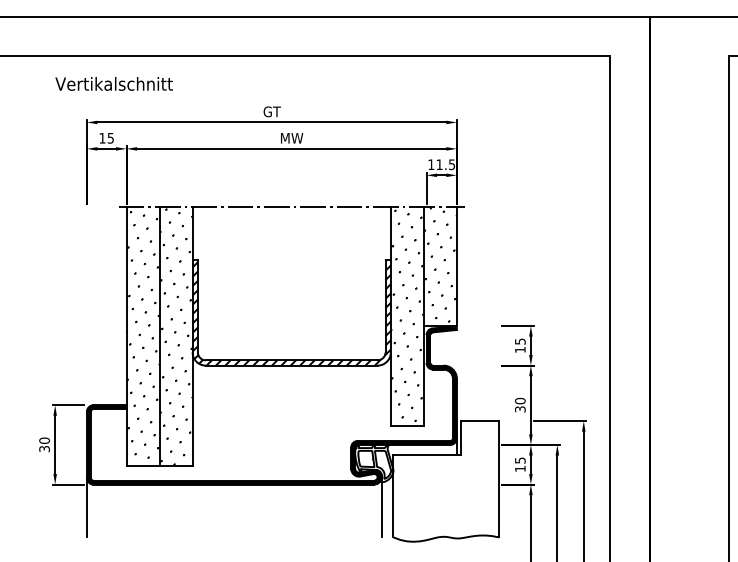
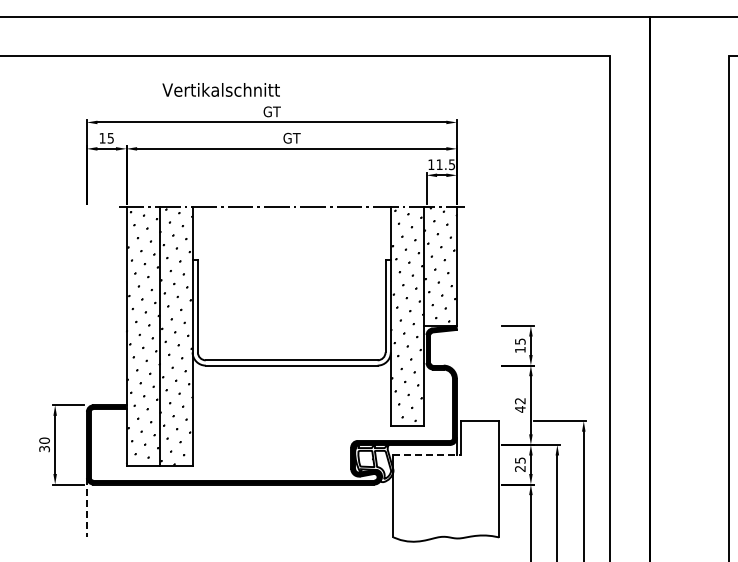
text position: (113, 83) -> (220, 89) (220, 89)
text: MW -> GT (292, 137)
hatch: present -> none (291, 312)
text: 30 -> 42 (520, 404)
line: solid -> dashed (427, 455)
text: 15 -> 25 (520, 468)
line: solid -> dashed (86, 507)
line: present -> none (381, 507)
